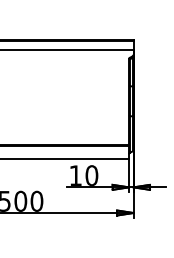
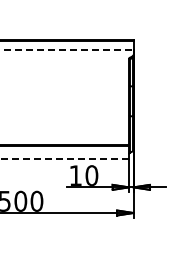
line: solid -> dashed (67, 50)
line: solid -> dashed (64, 159)
